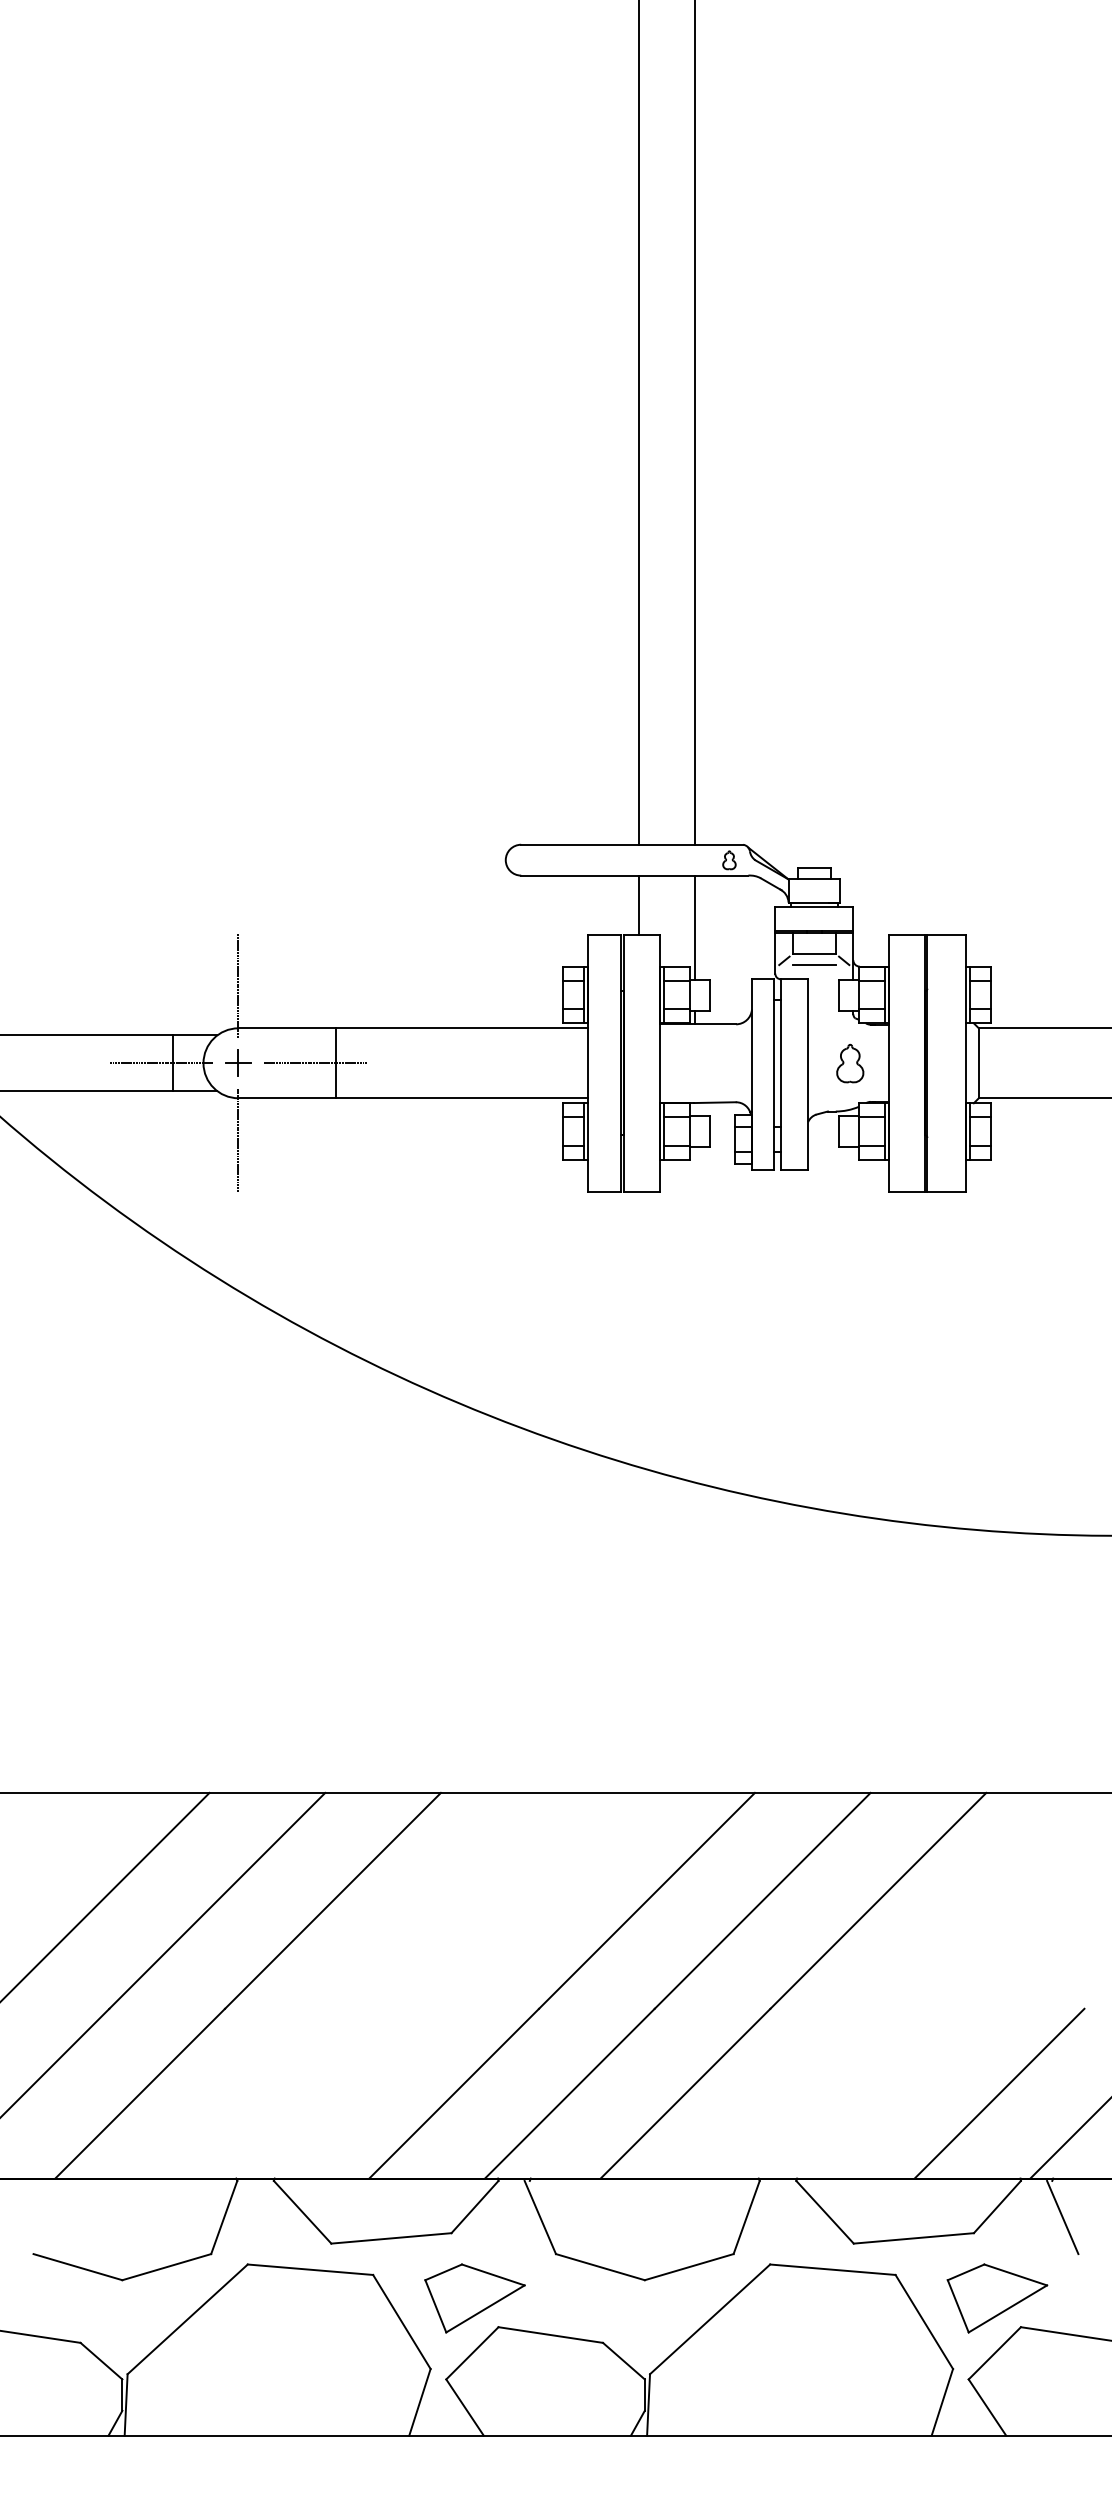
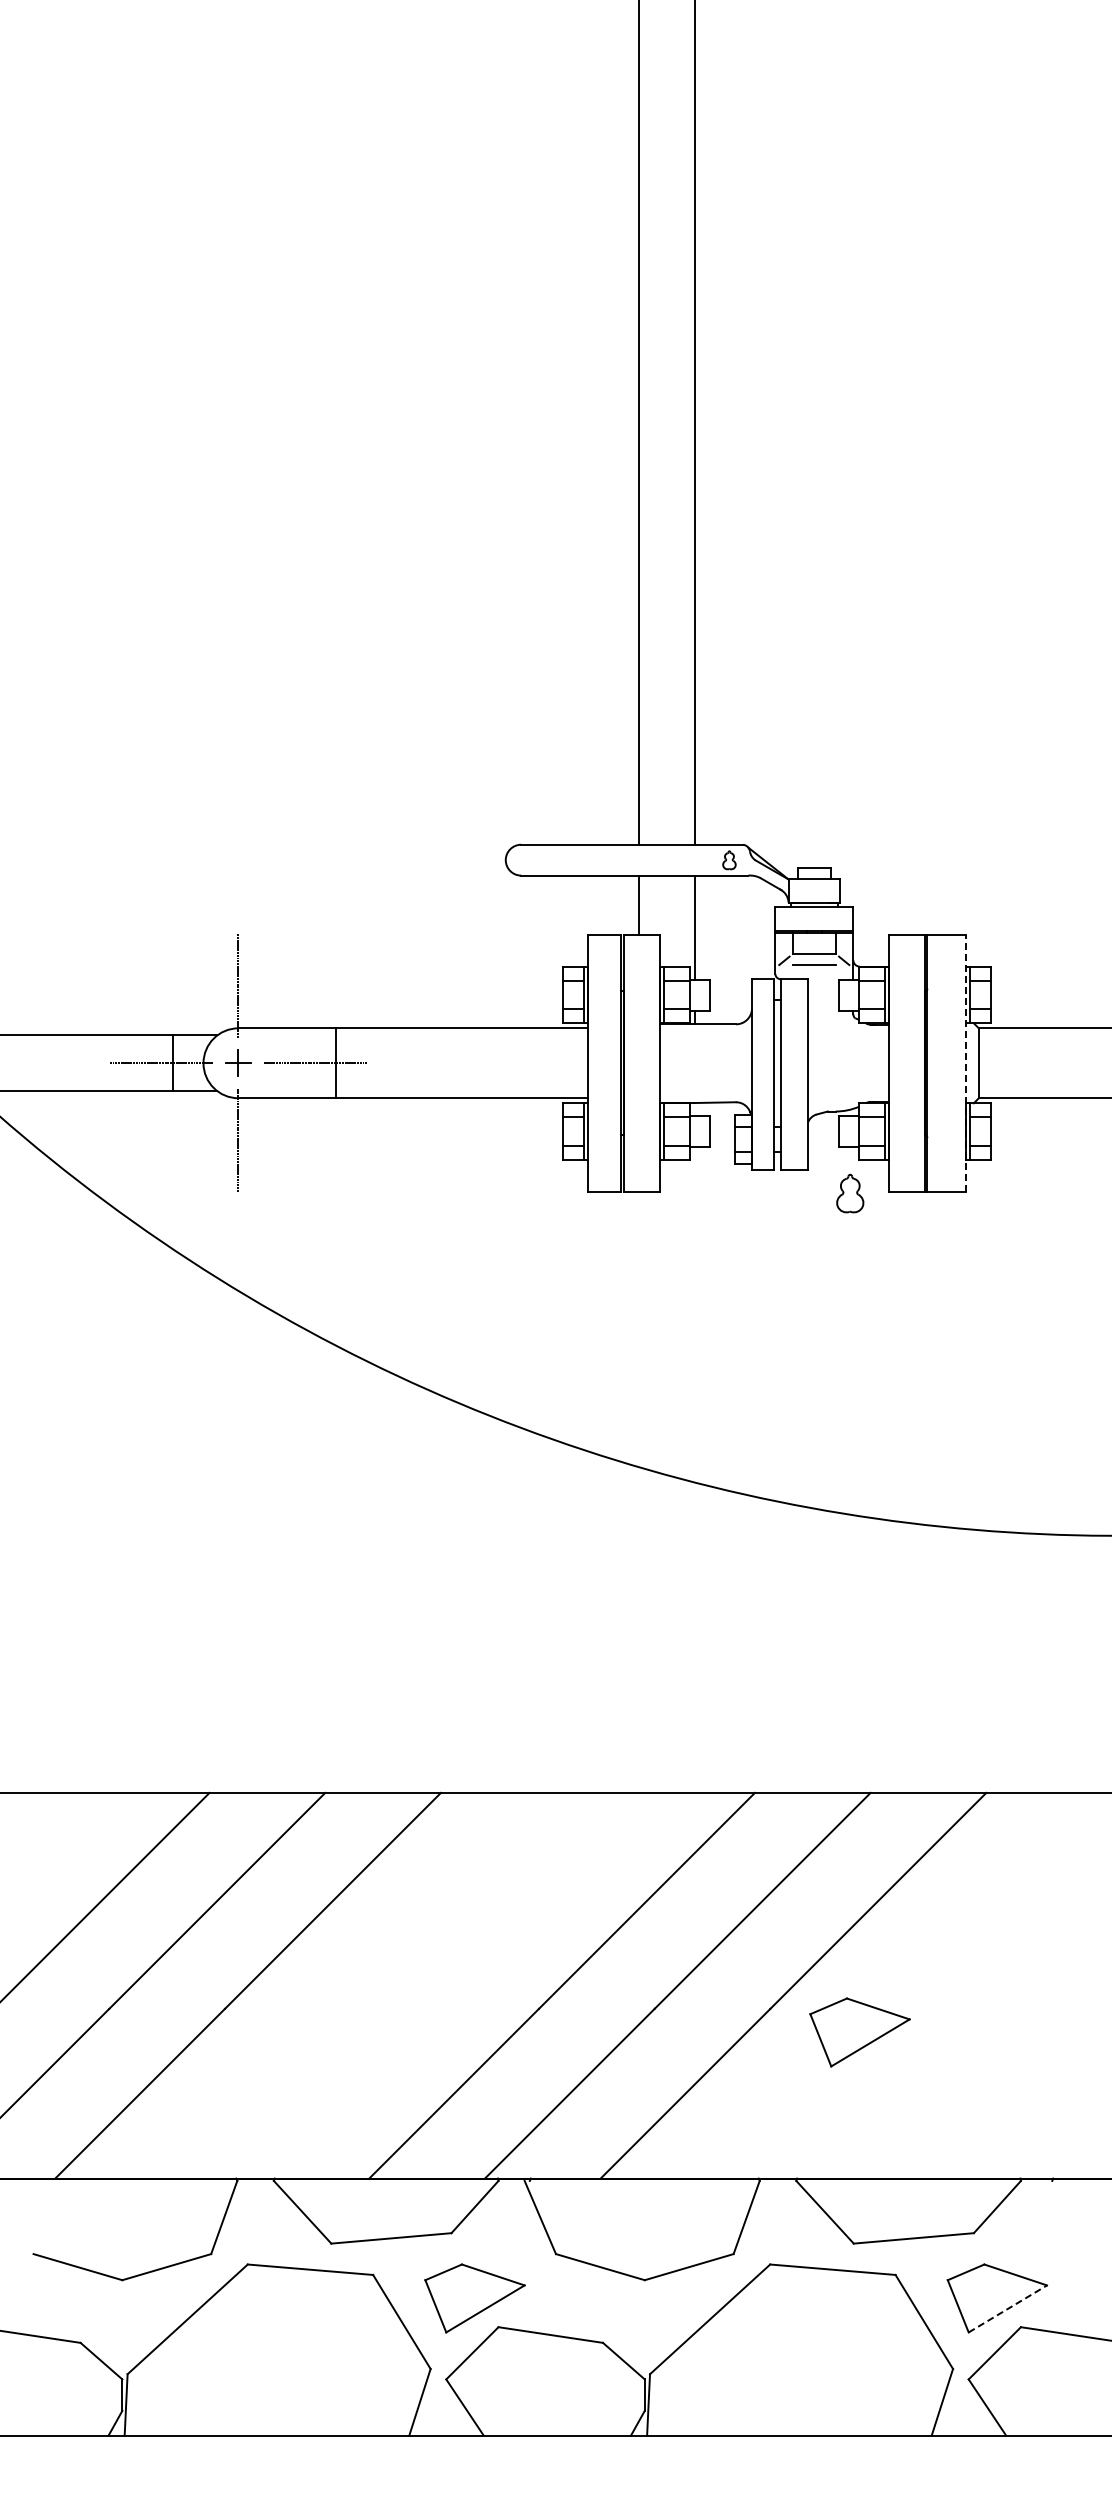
part position: (850, 1063) -> (850, 1193) (850, 1193)
line: solid -> dashed (965, 1063)
part: none -> present (859, 2032)
line: present -> none (999, 2093)
line: present -> none (1069, 2139)
line: present -> none (1062, 2217)
line: solid -> dashed (1007, 2308)
